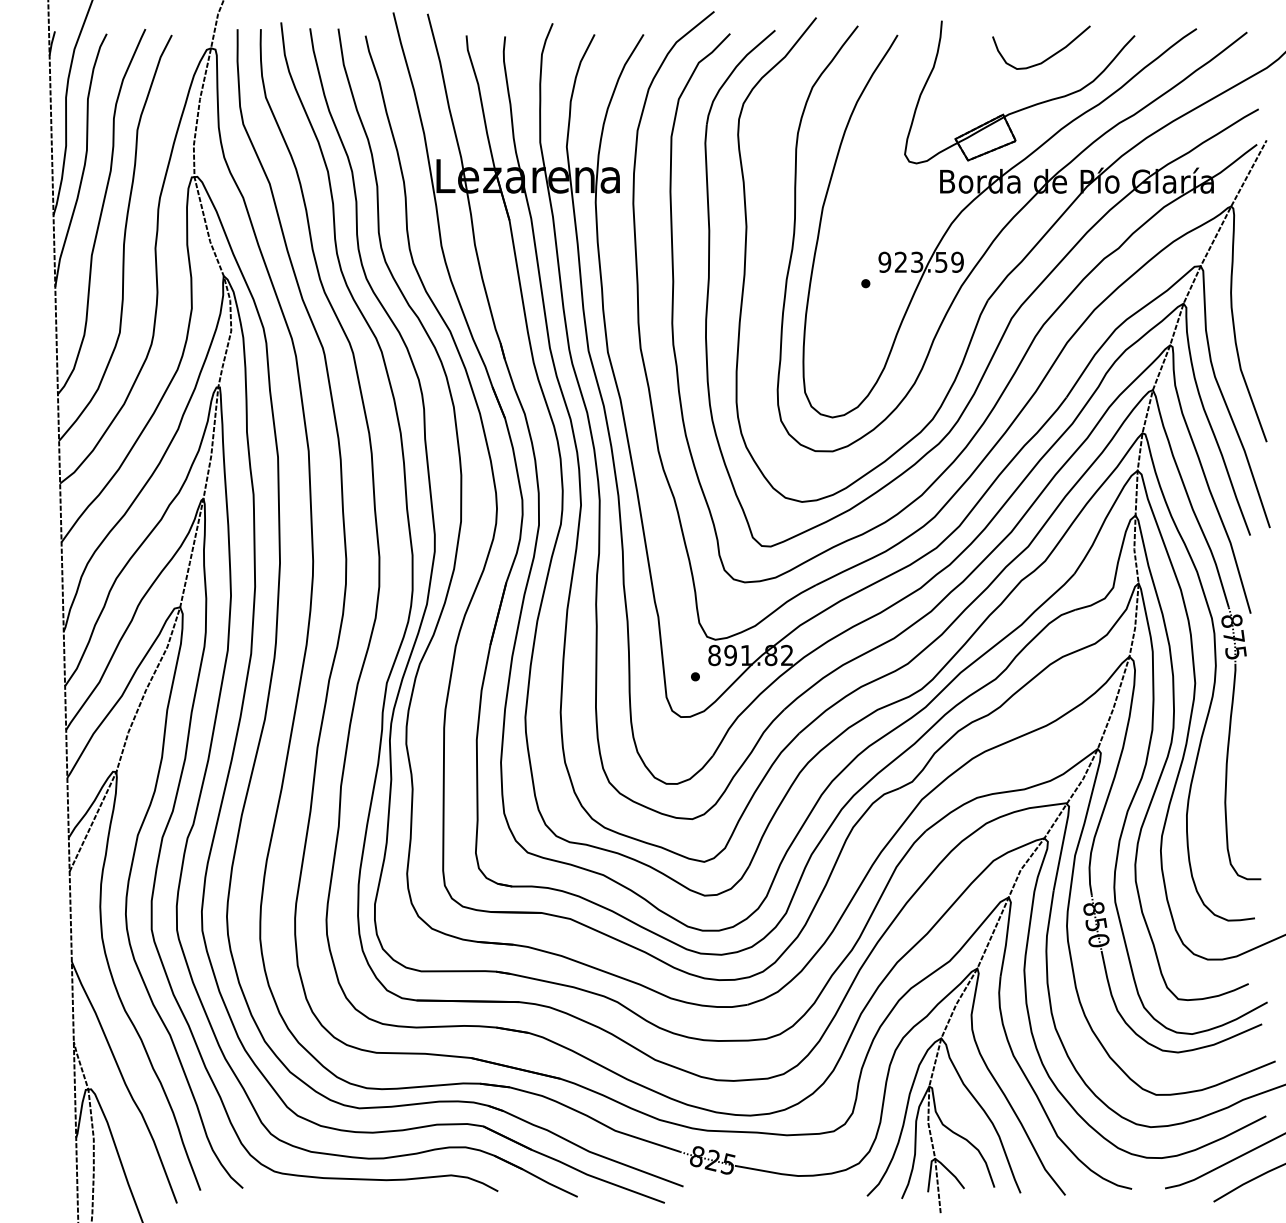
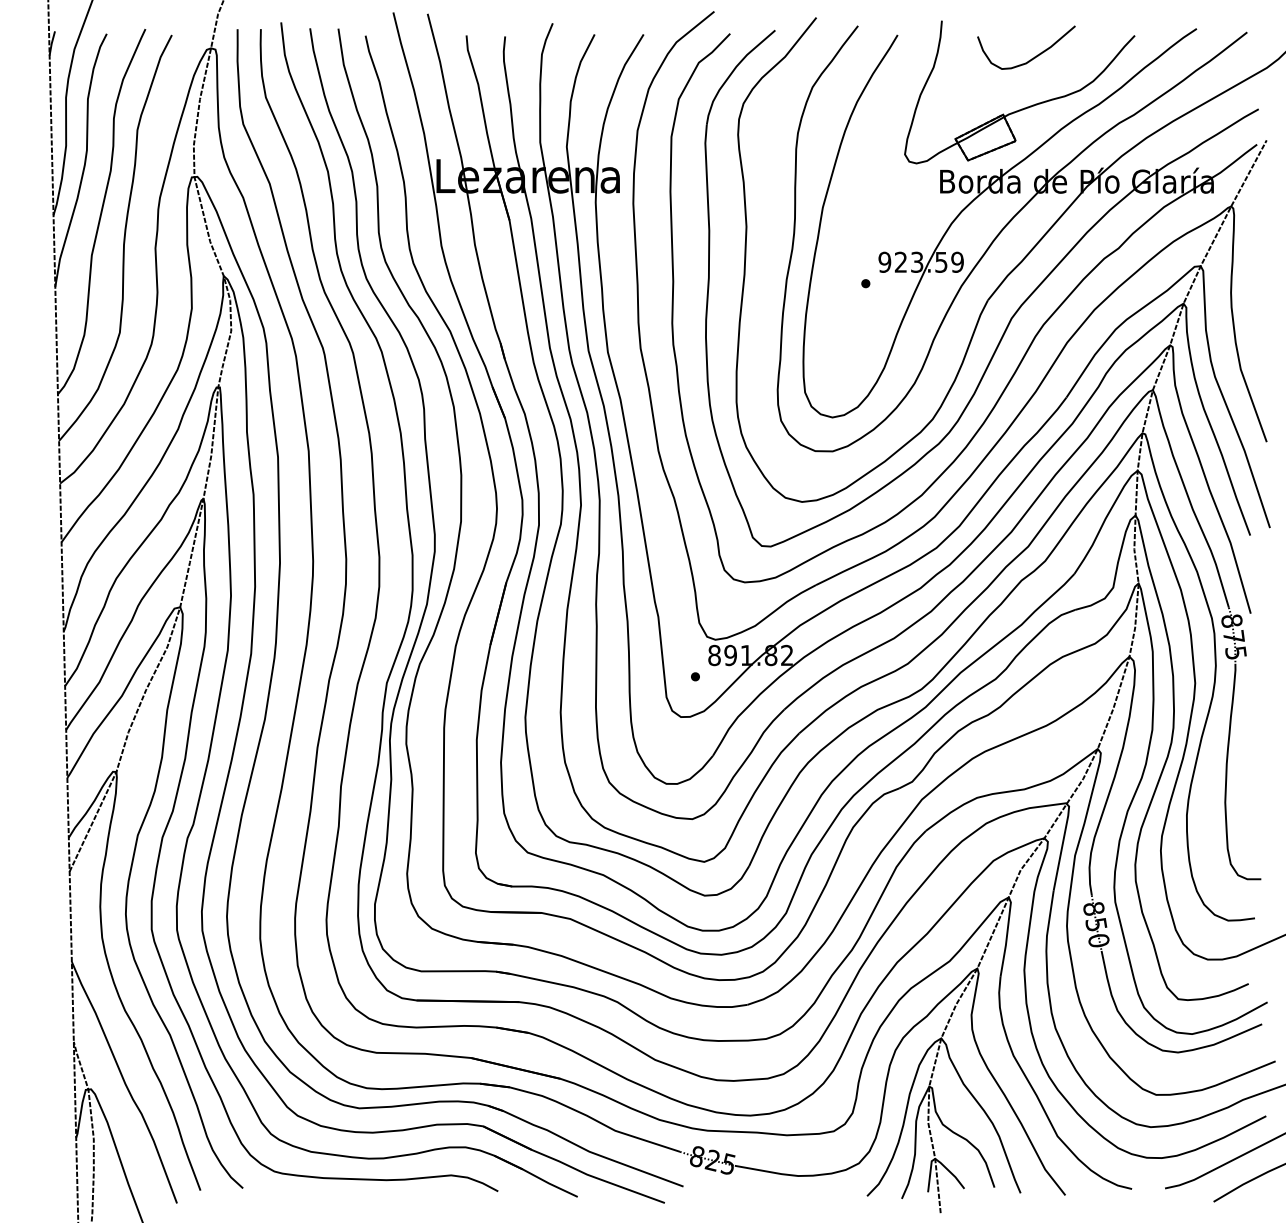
curve position: (1049, 56) -> (1034, 56) (1034, 56)
